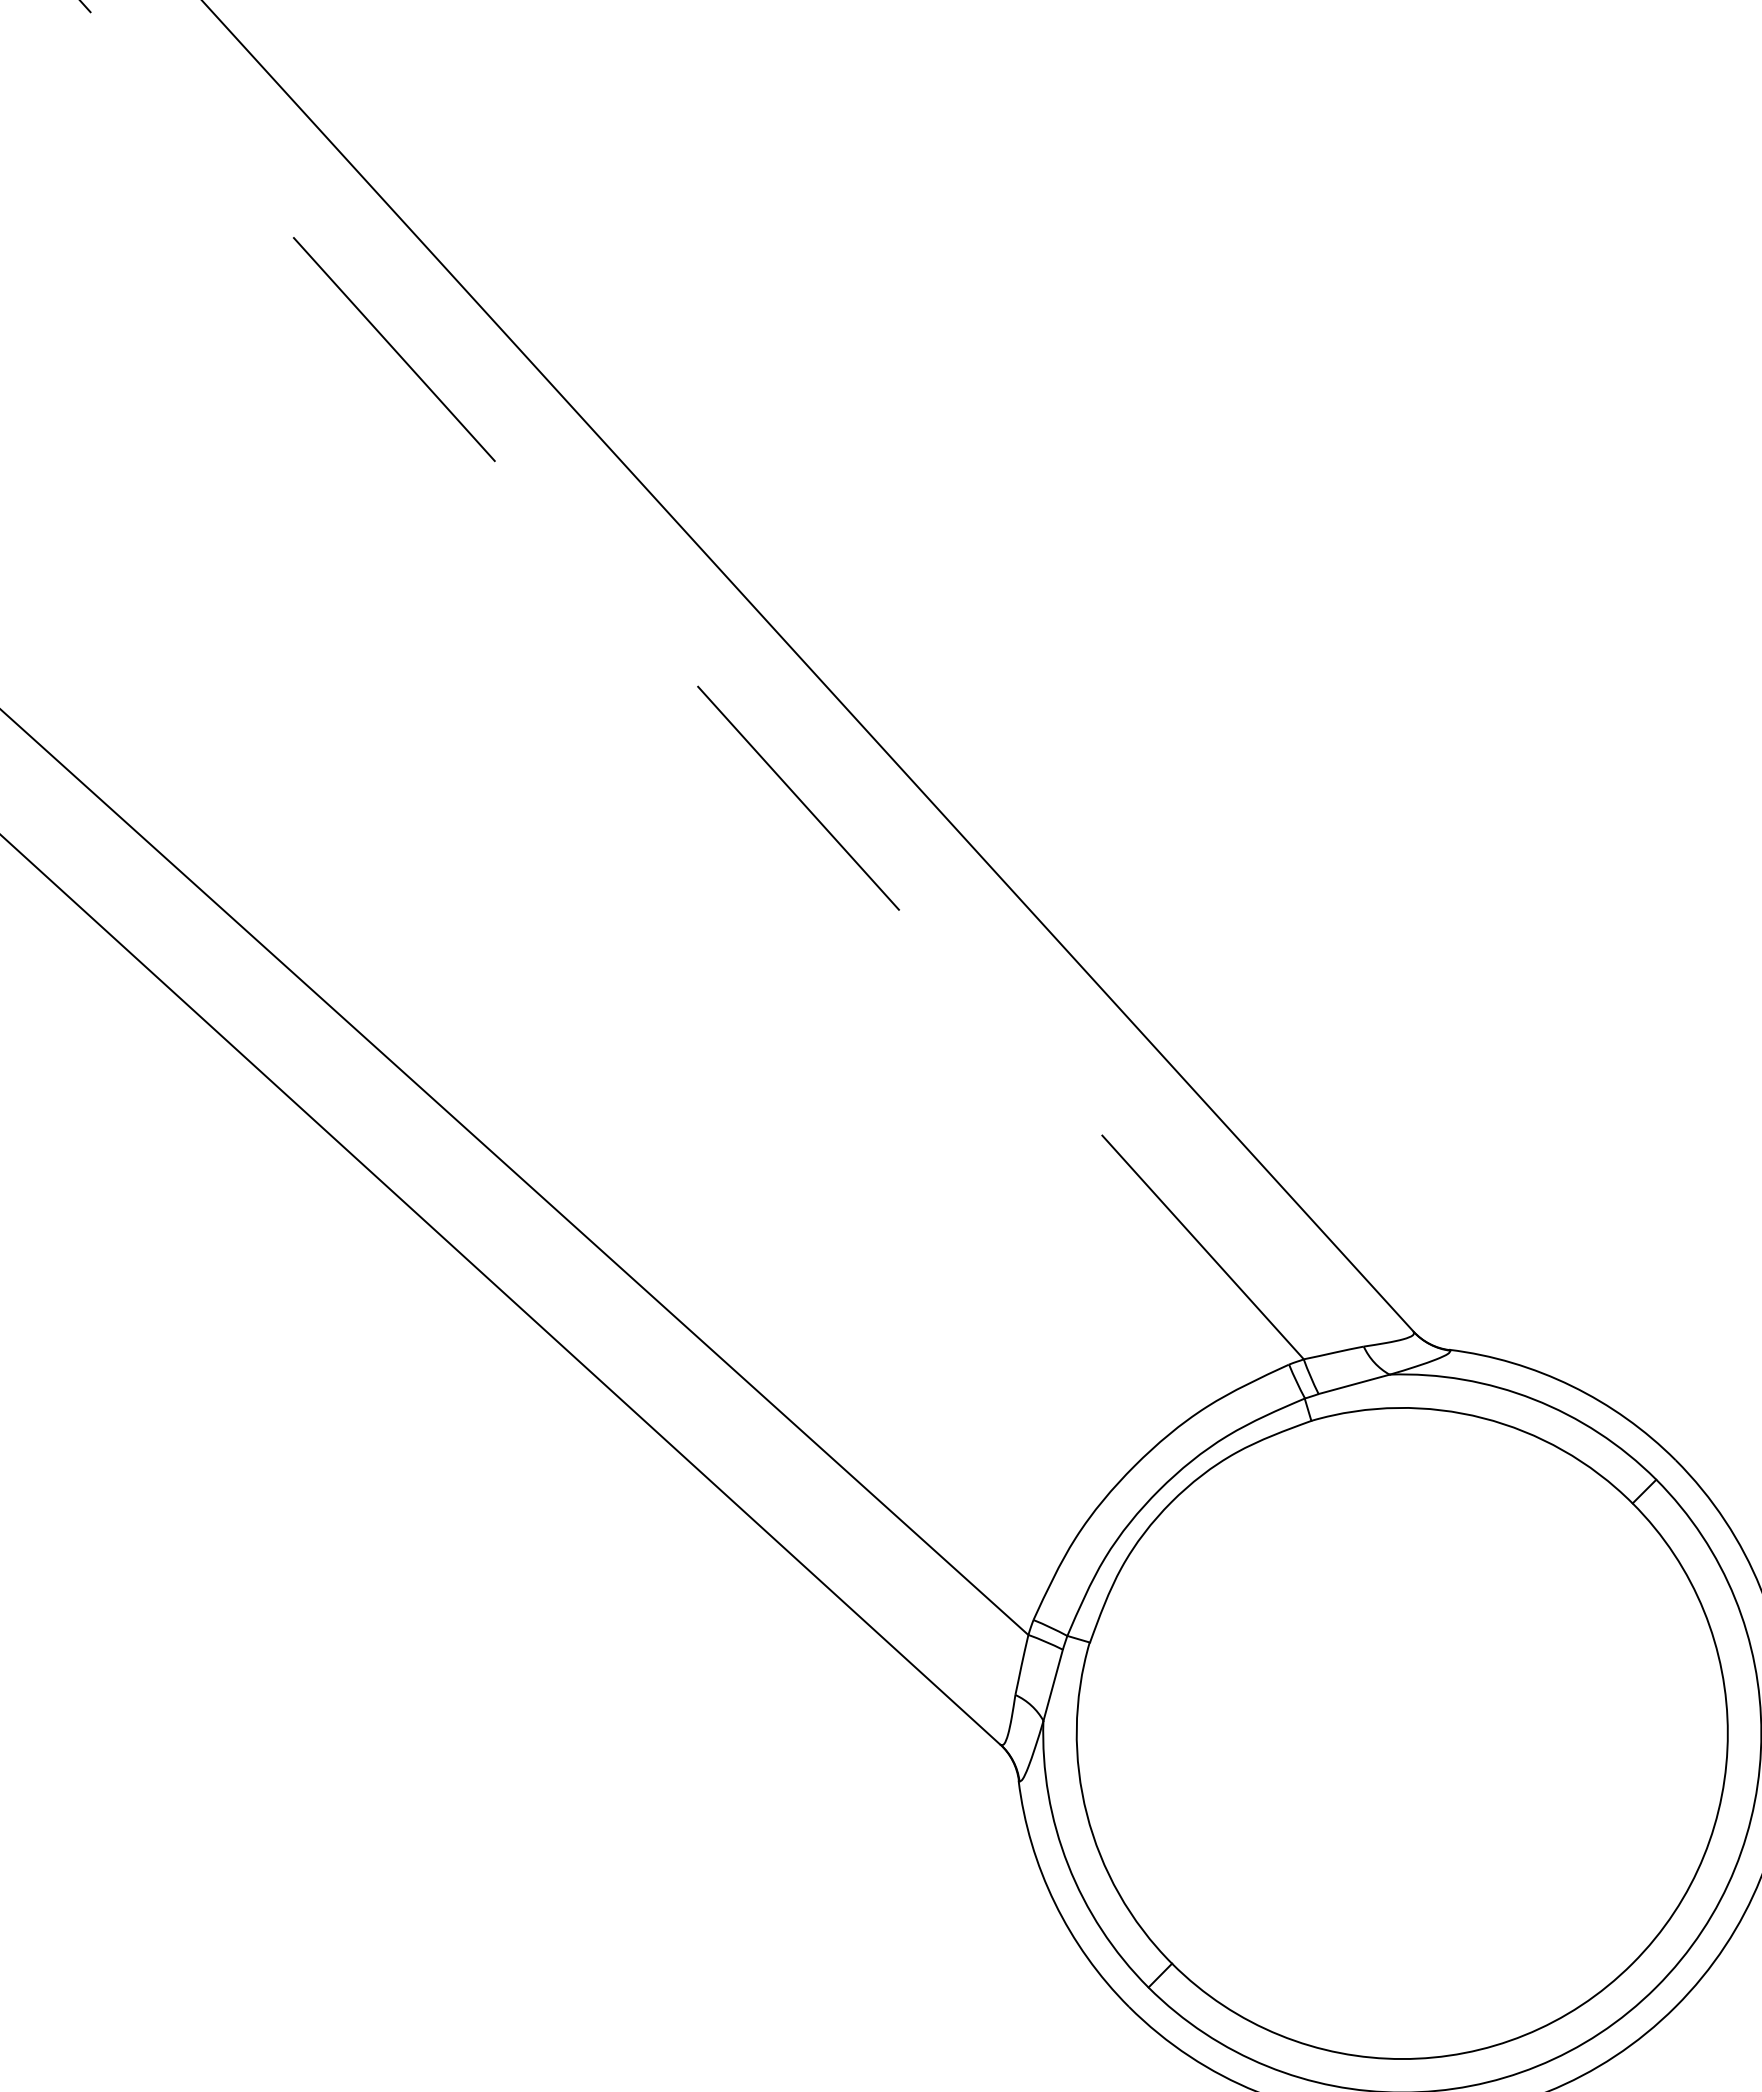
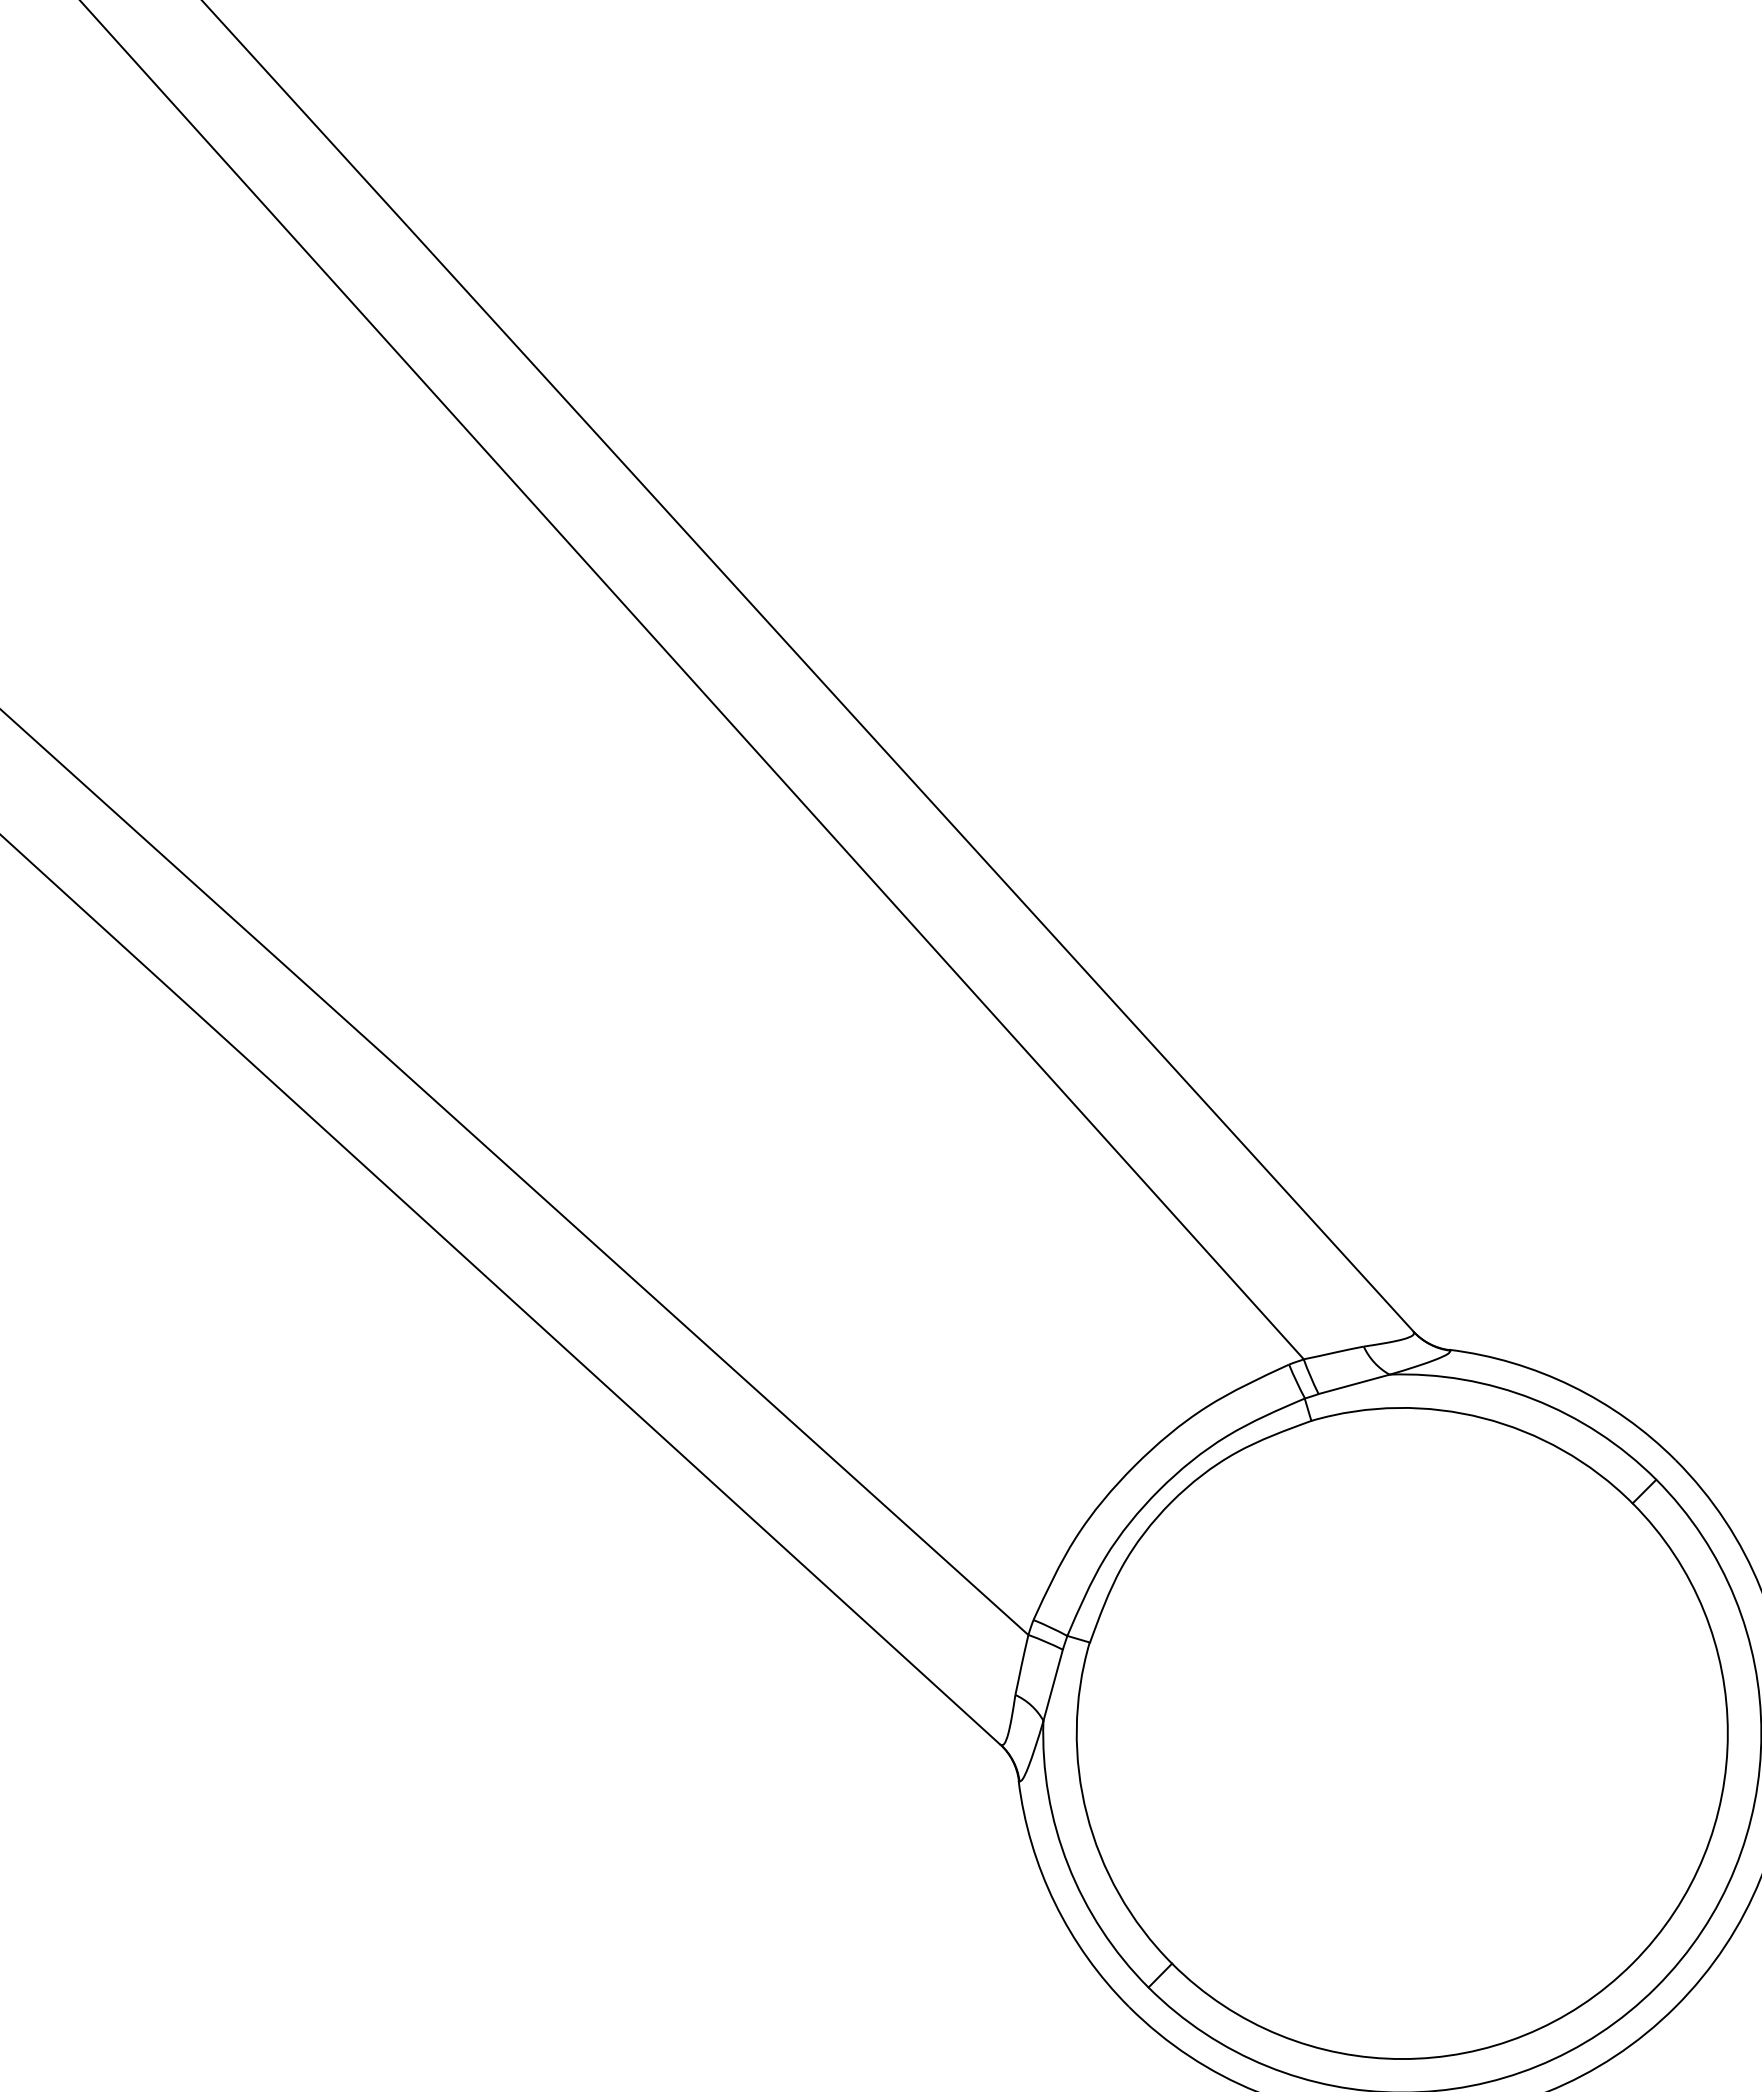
line: dashed -> solid (691, 679)
